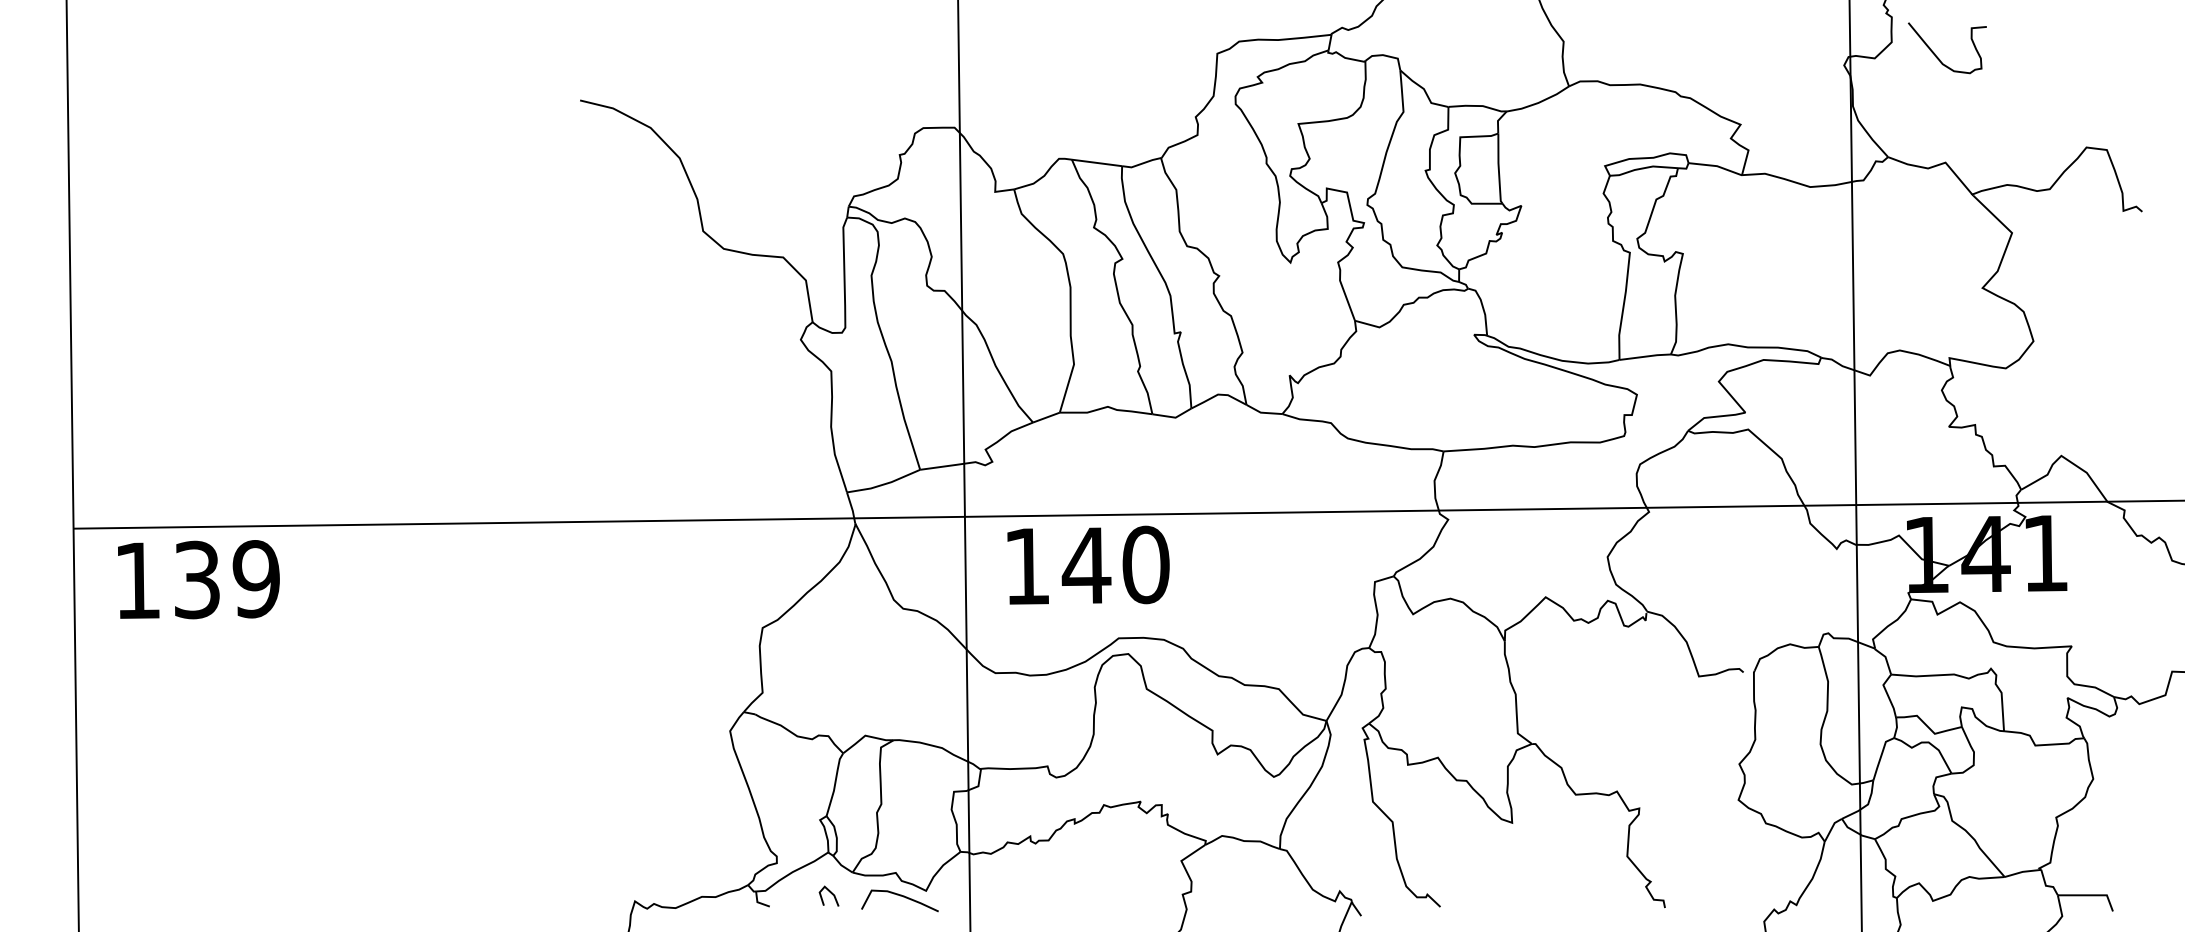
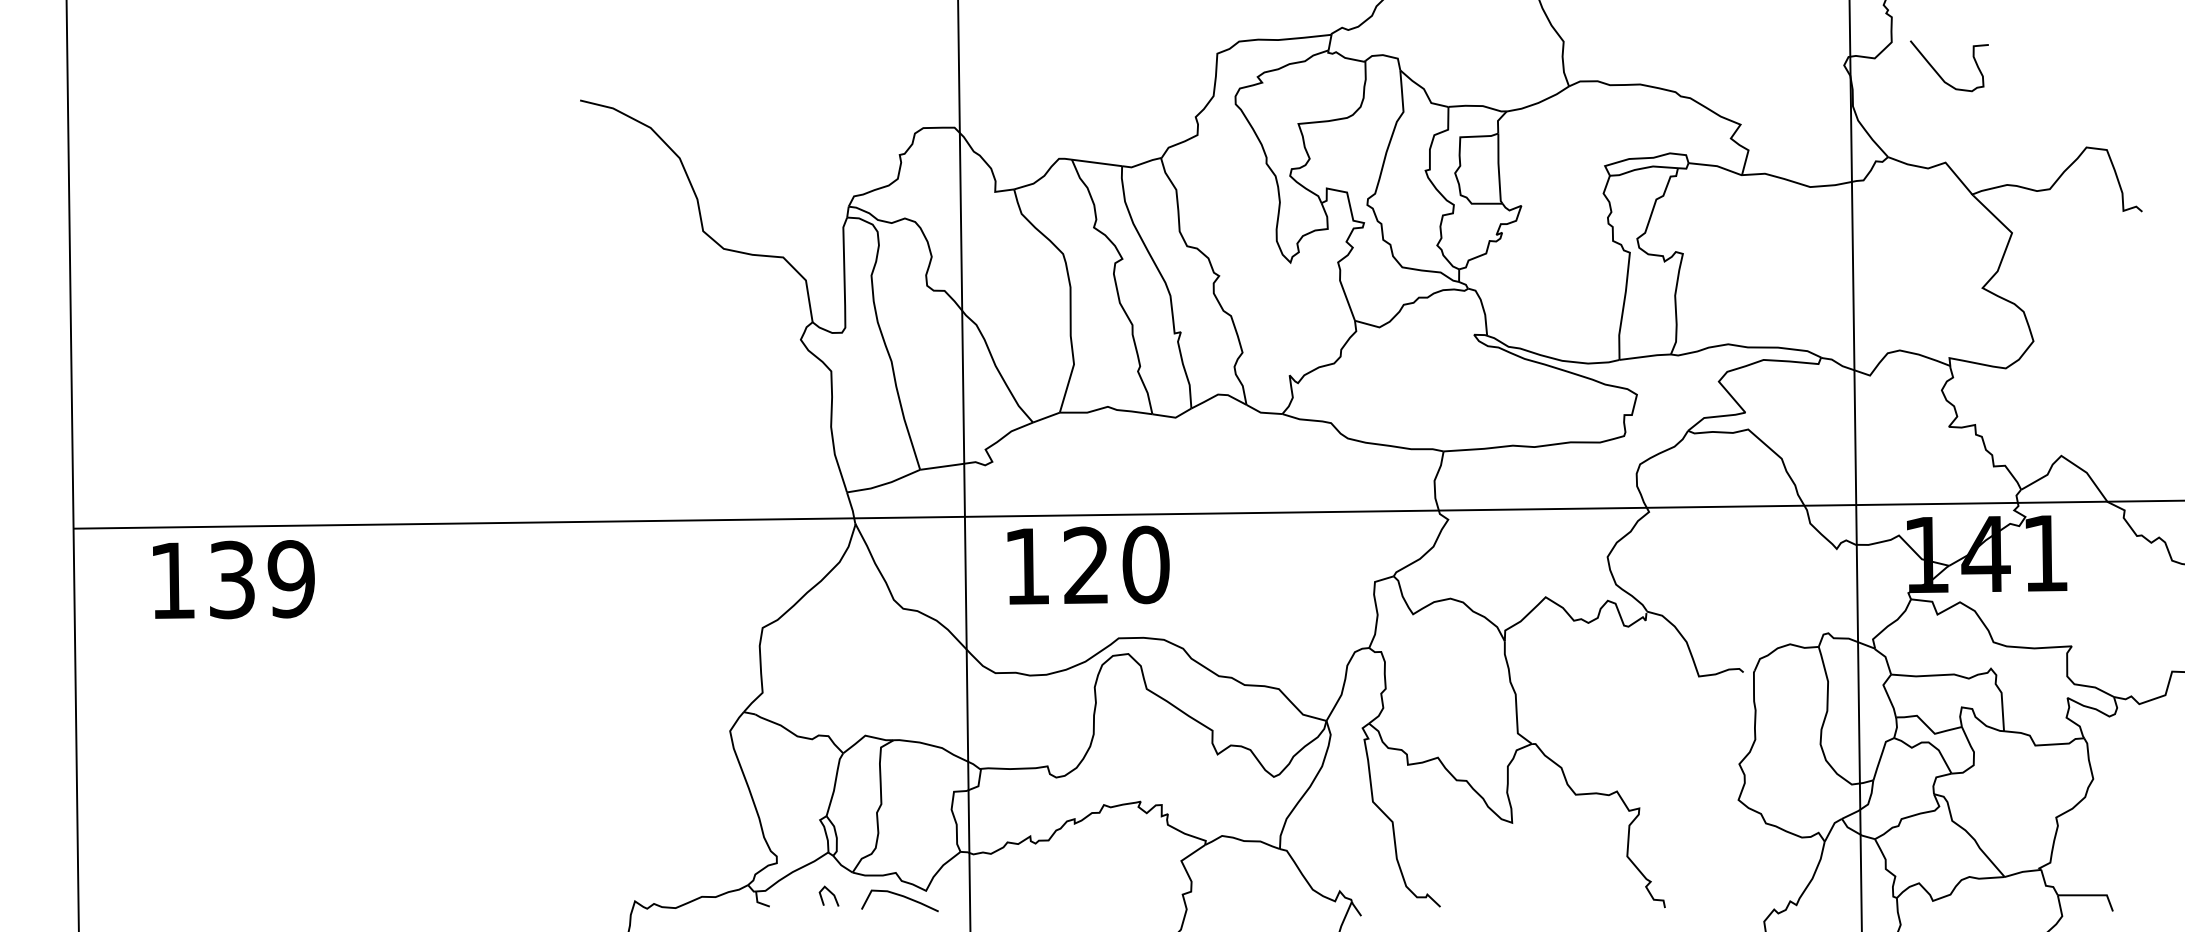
curve position: (1938, 57) -> (1940, 75) (1940, 75)
text: 140 -> 120 (1086, 564)
text position: (198, 579) -> (233, 579) (233, 579)
